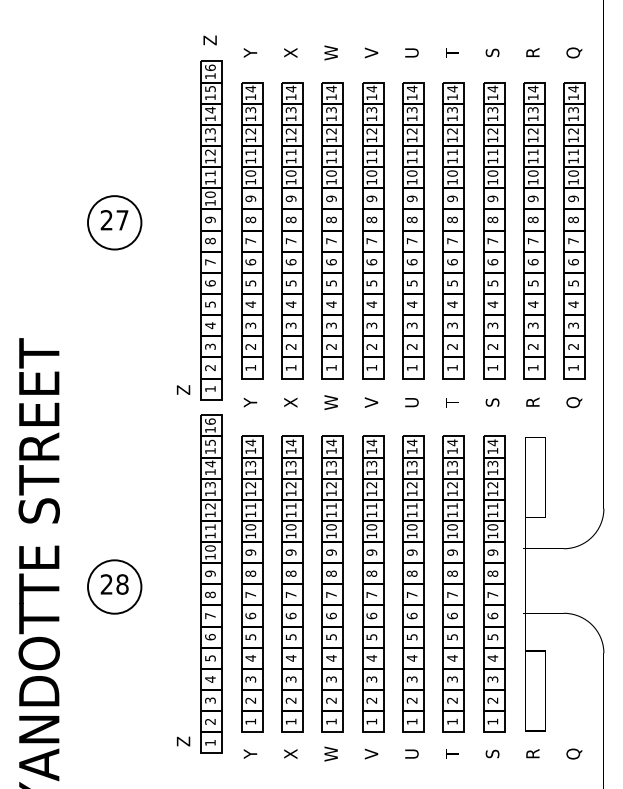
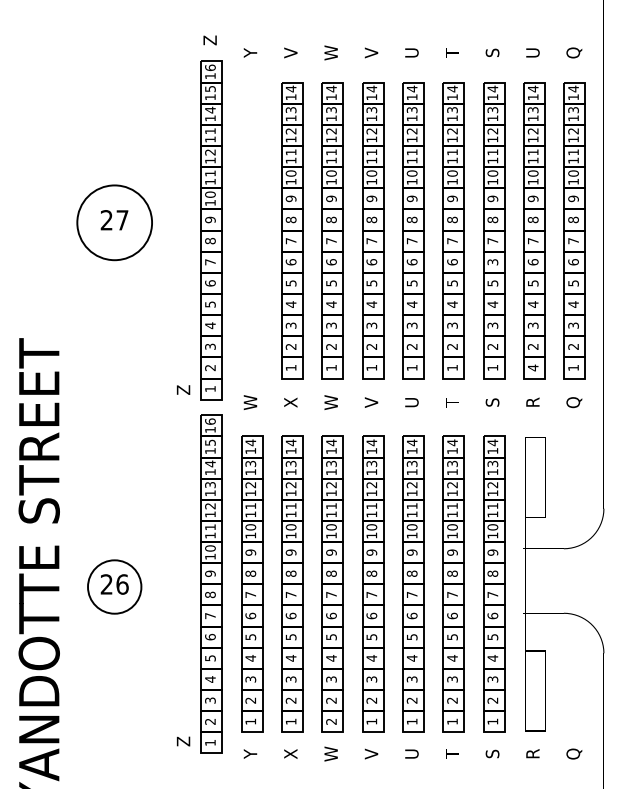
text: X -> V (290, 52)
text: R -> U (532, 52)
text: 13 -> 11 (210, 131)
circle diameter: 53 px -> 75 px (114, 222)
part: present -> none (252, 230)
text: 6 -> 3 (492, 262)
text: 1 -> 4 (533, 367)
text: Y -> W (250, 402)
text: 28 -> 26 (122, 584)
text: 1 -> 2 (331, 721)
